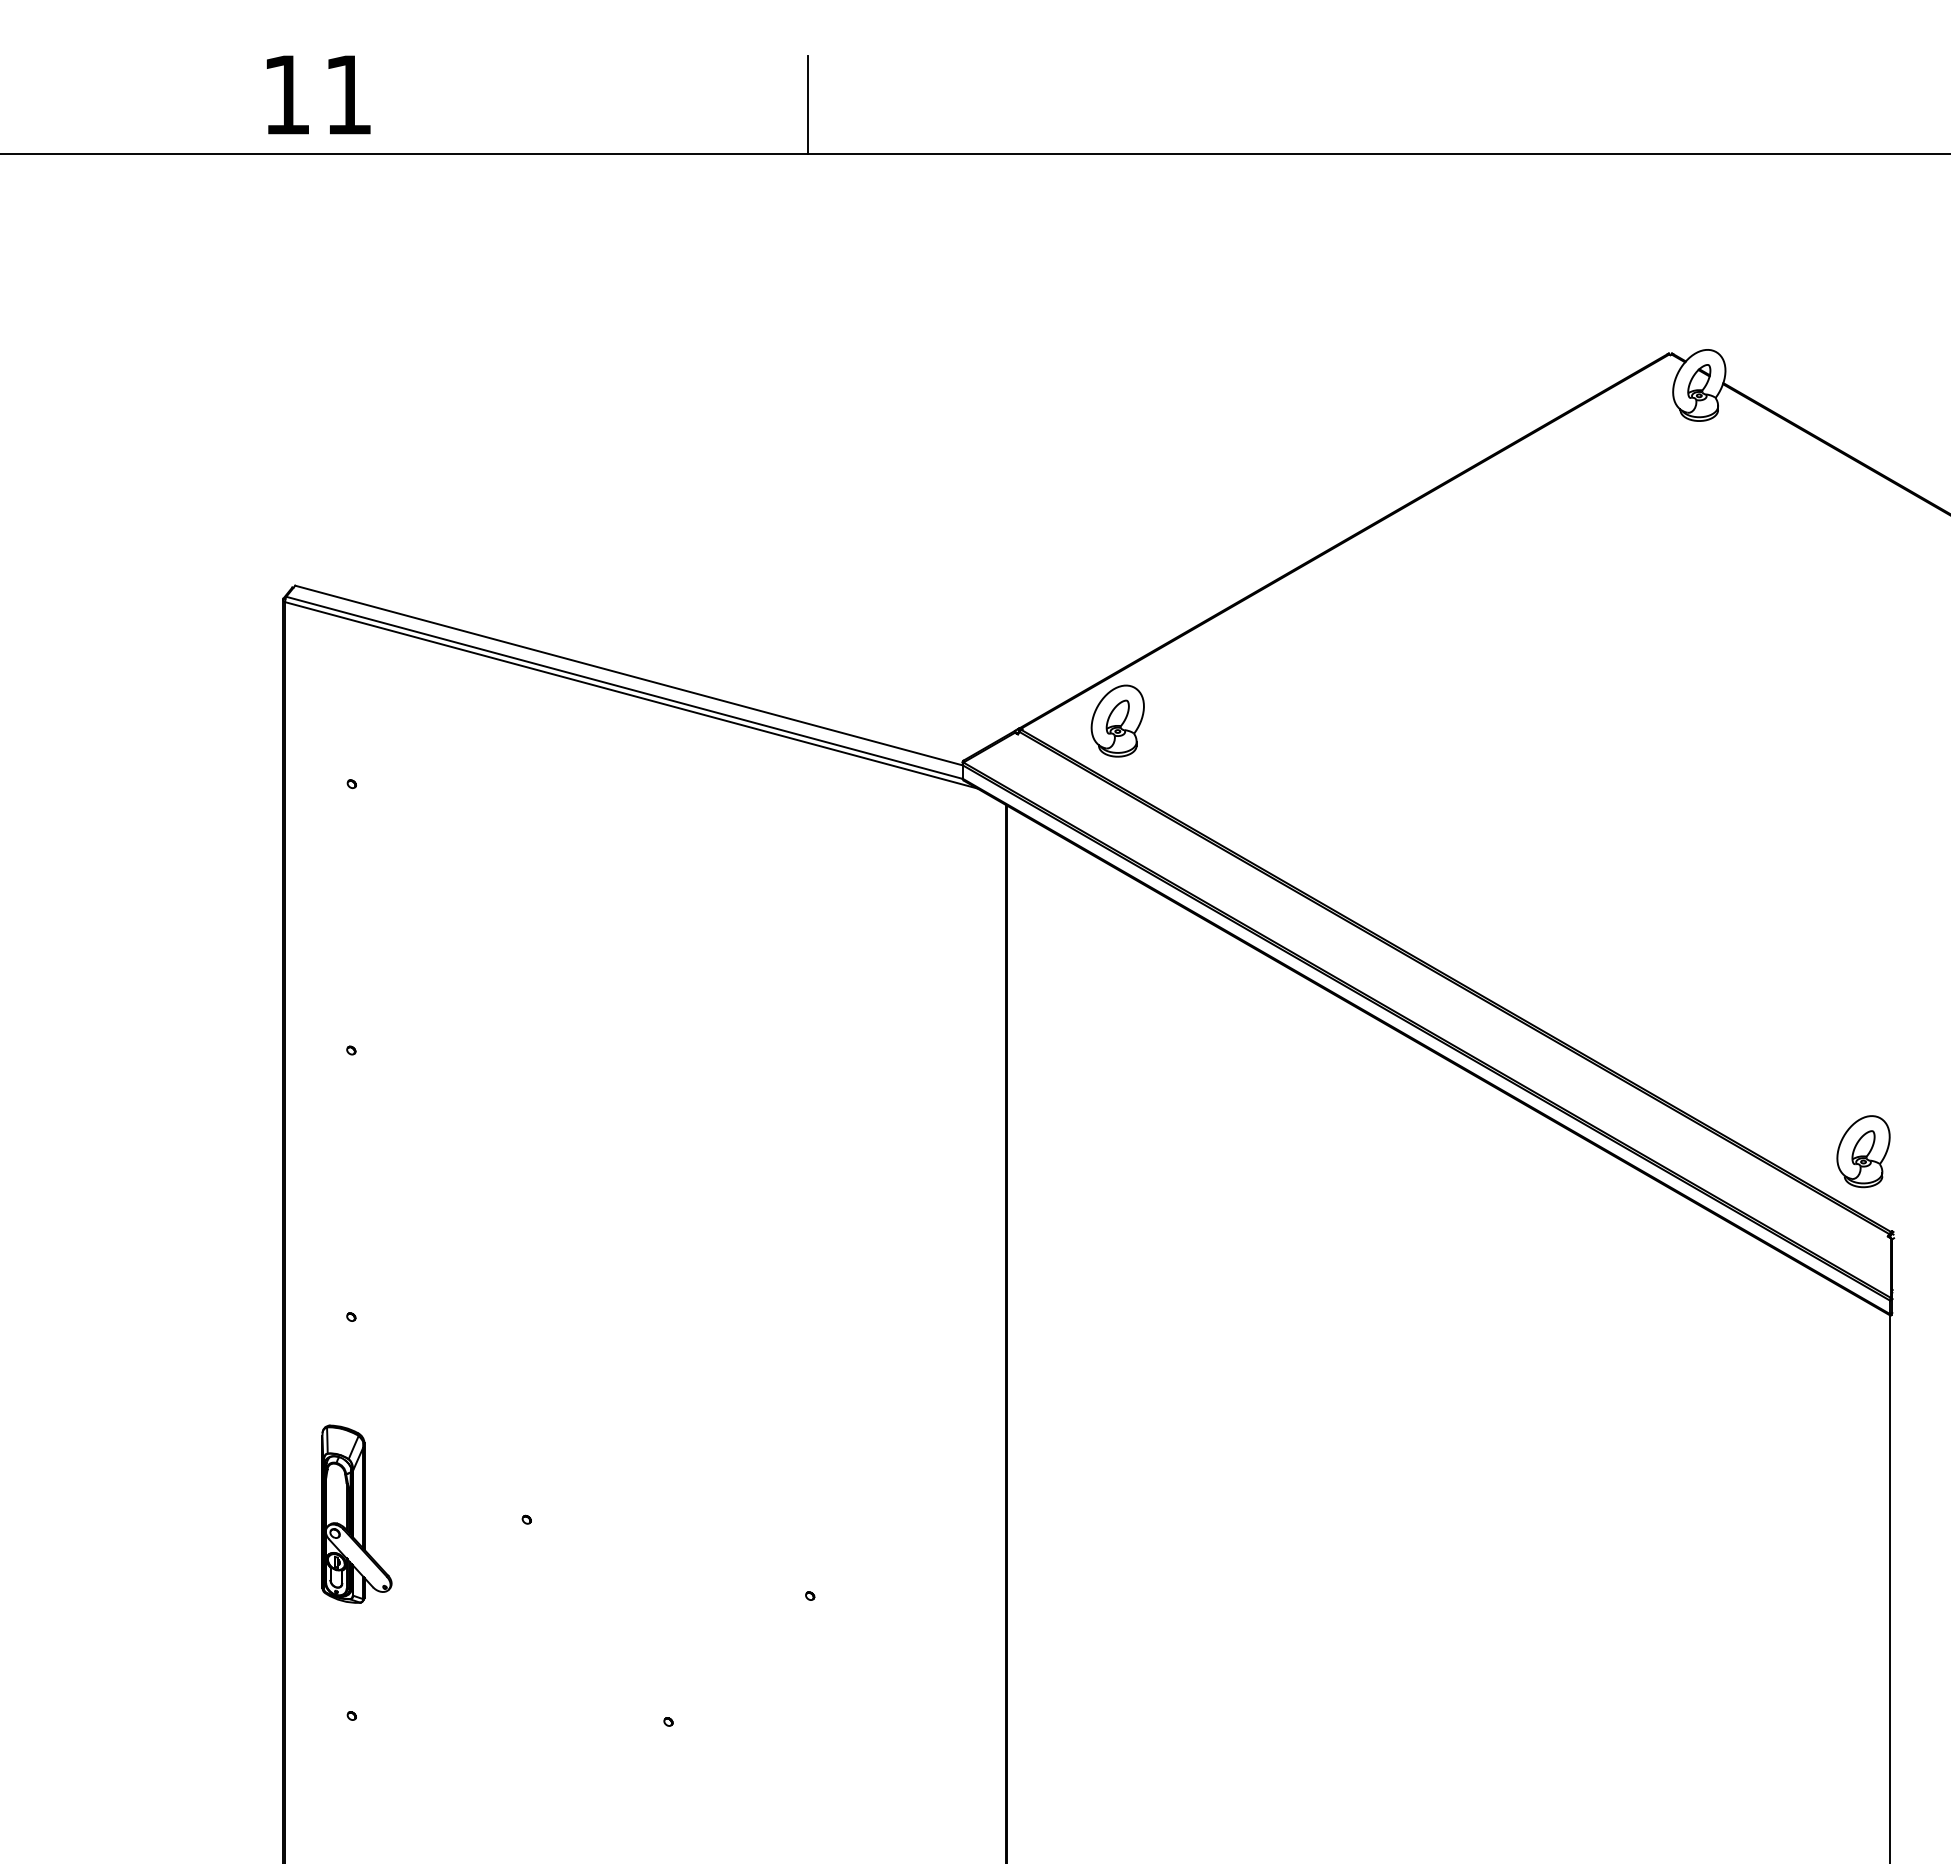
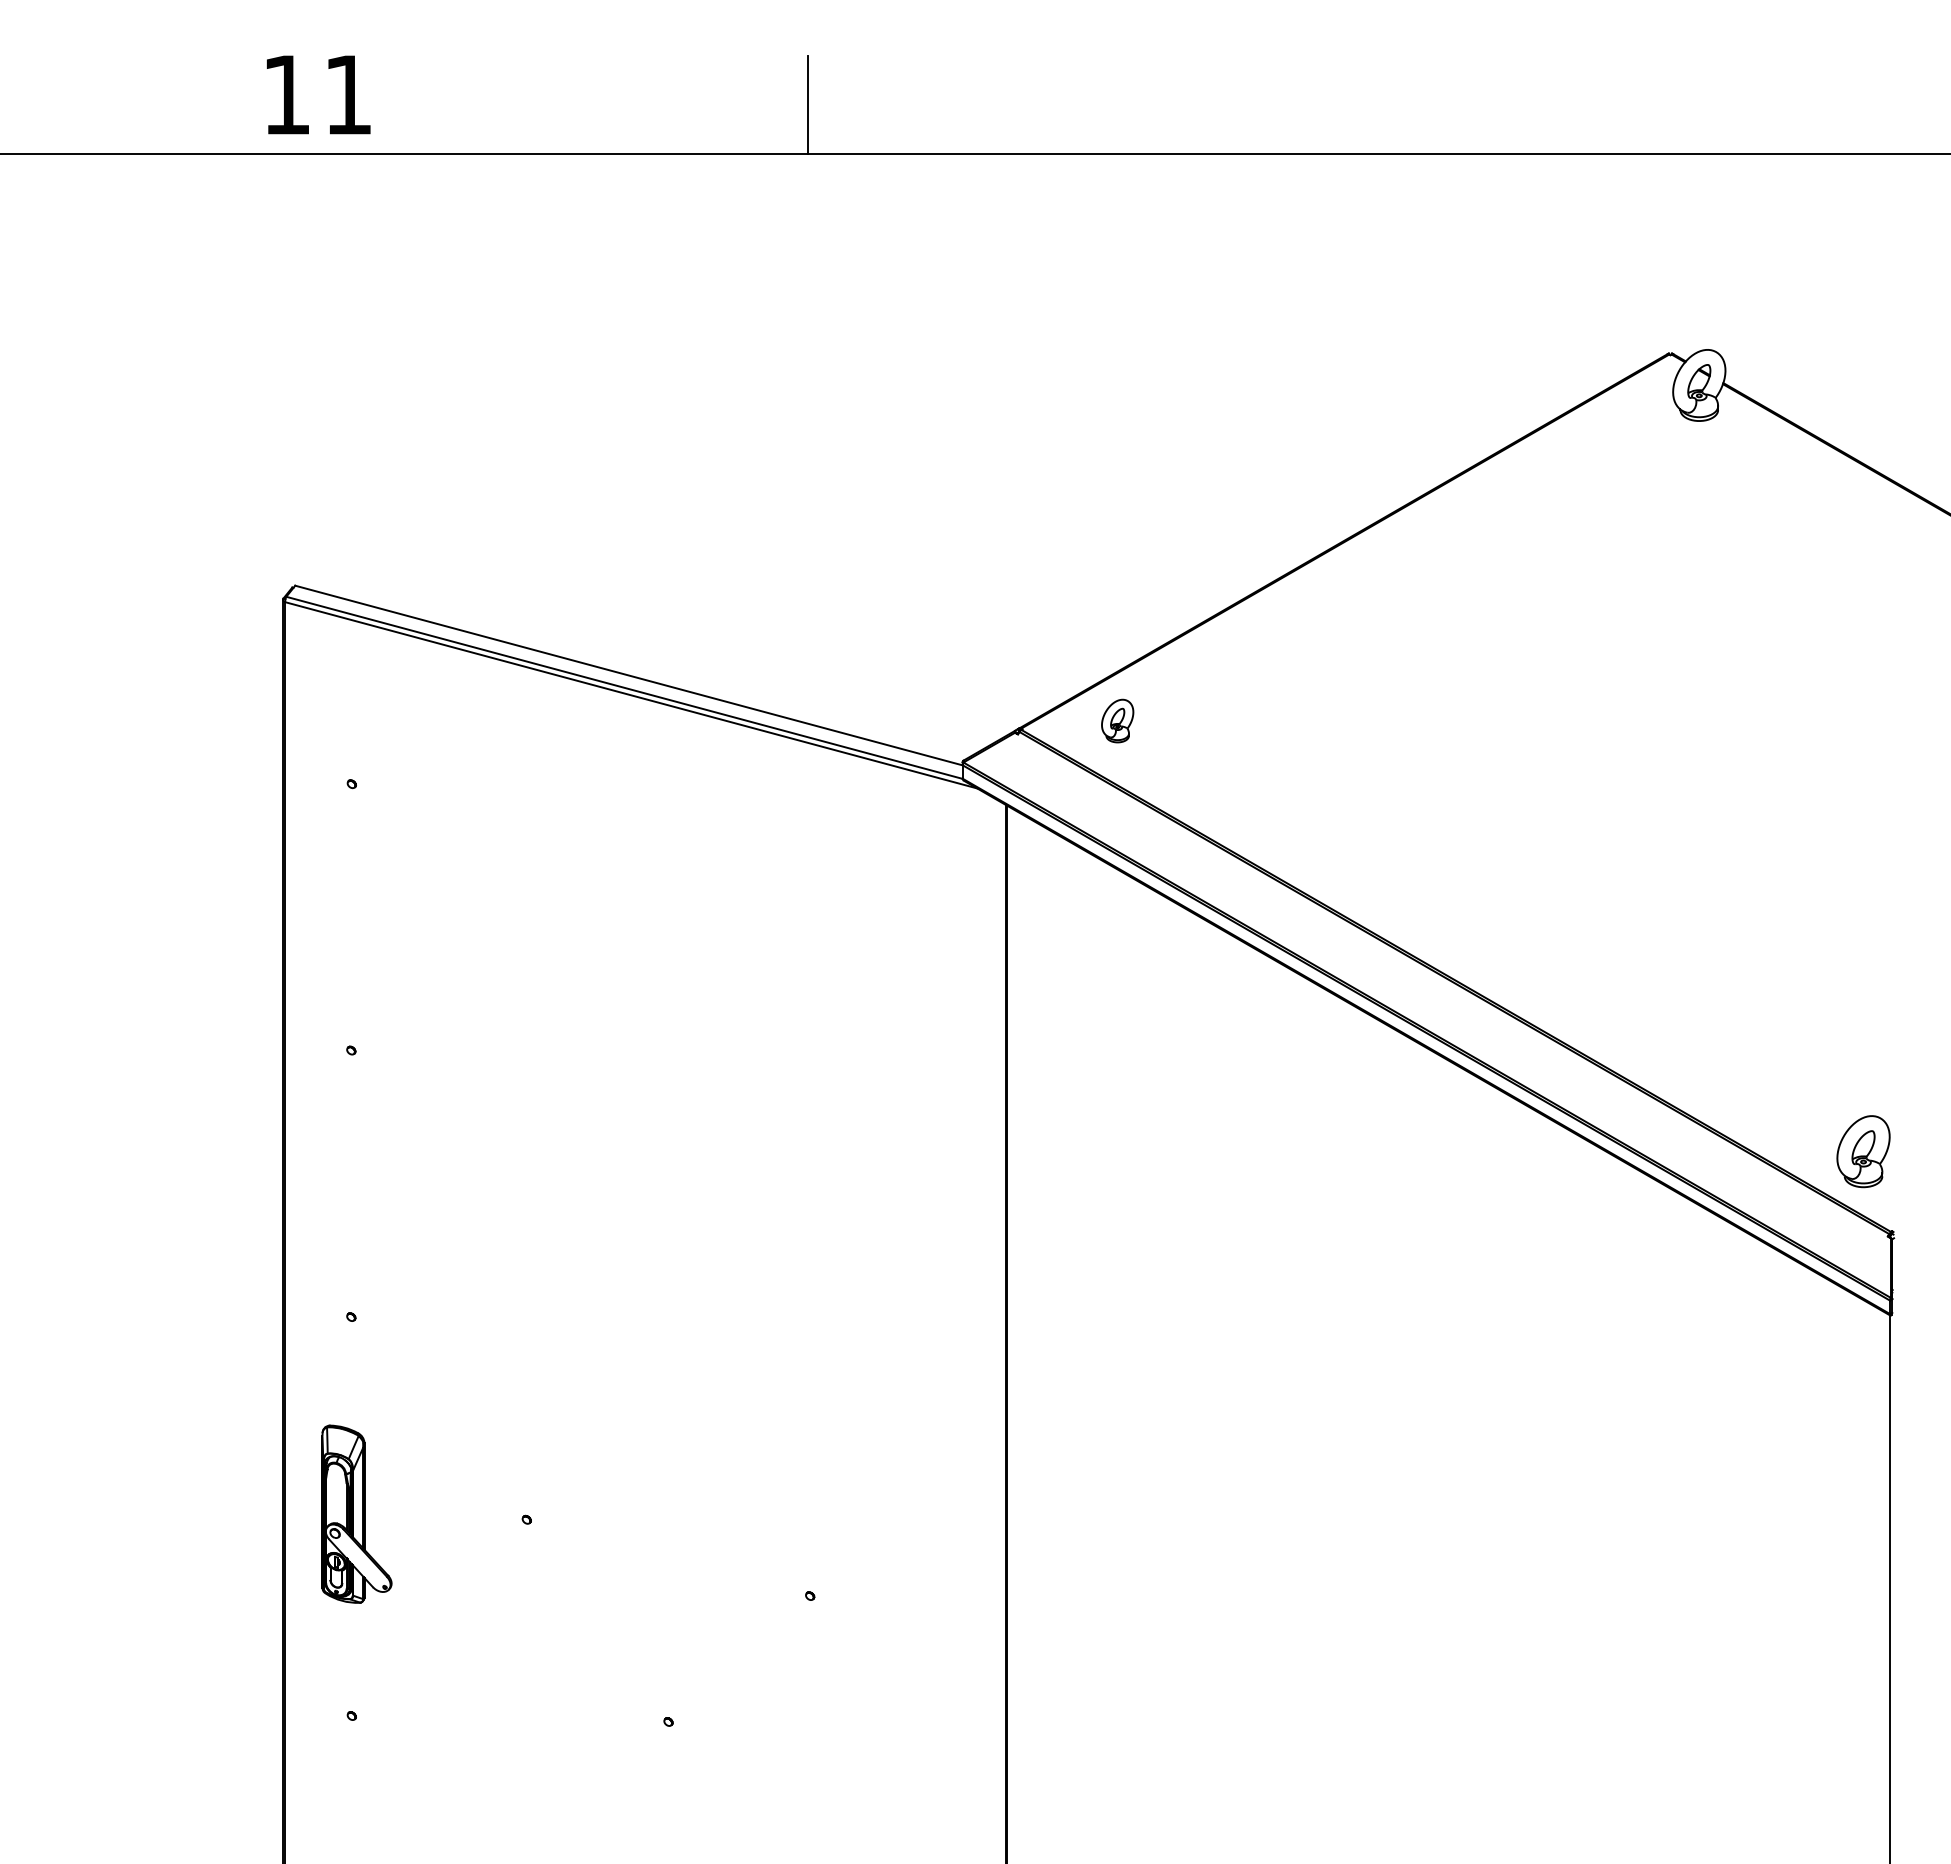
part size: 55x74 px -> 34x46 px (1117, 720)
